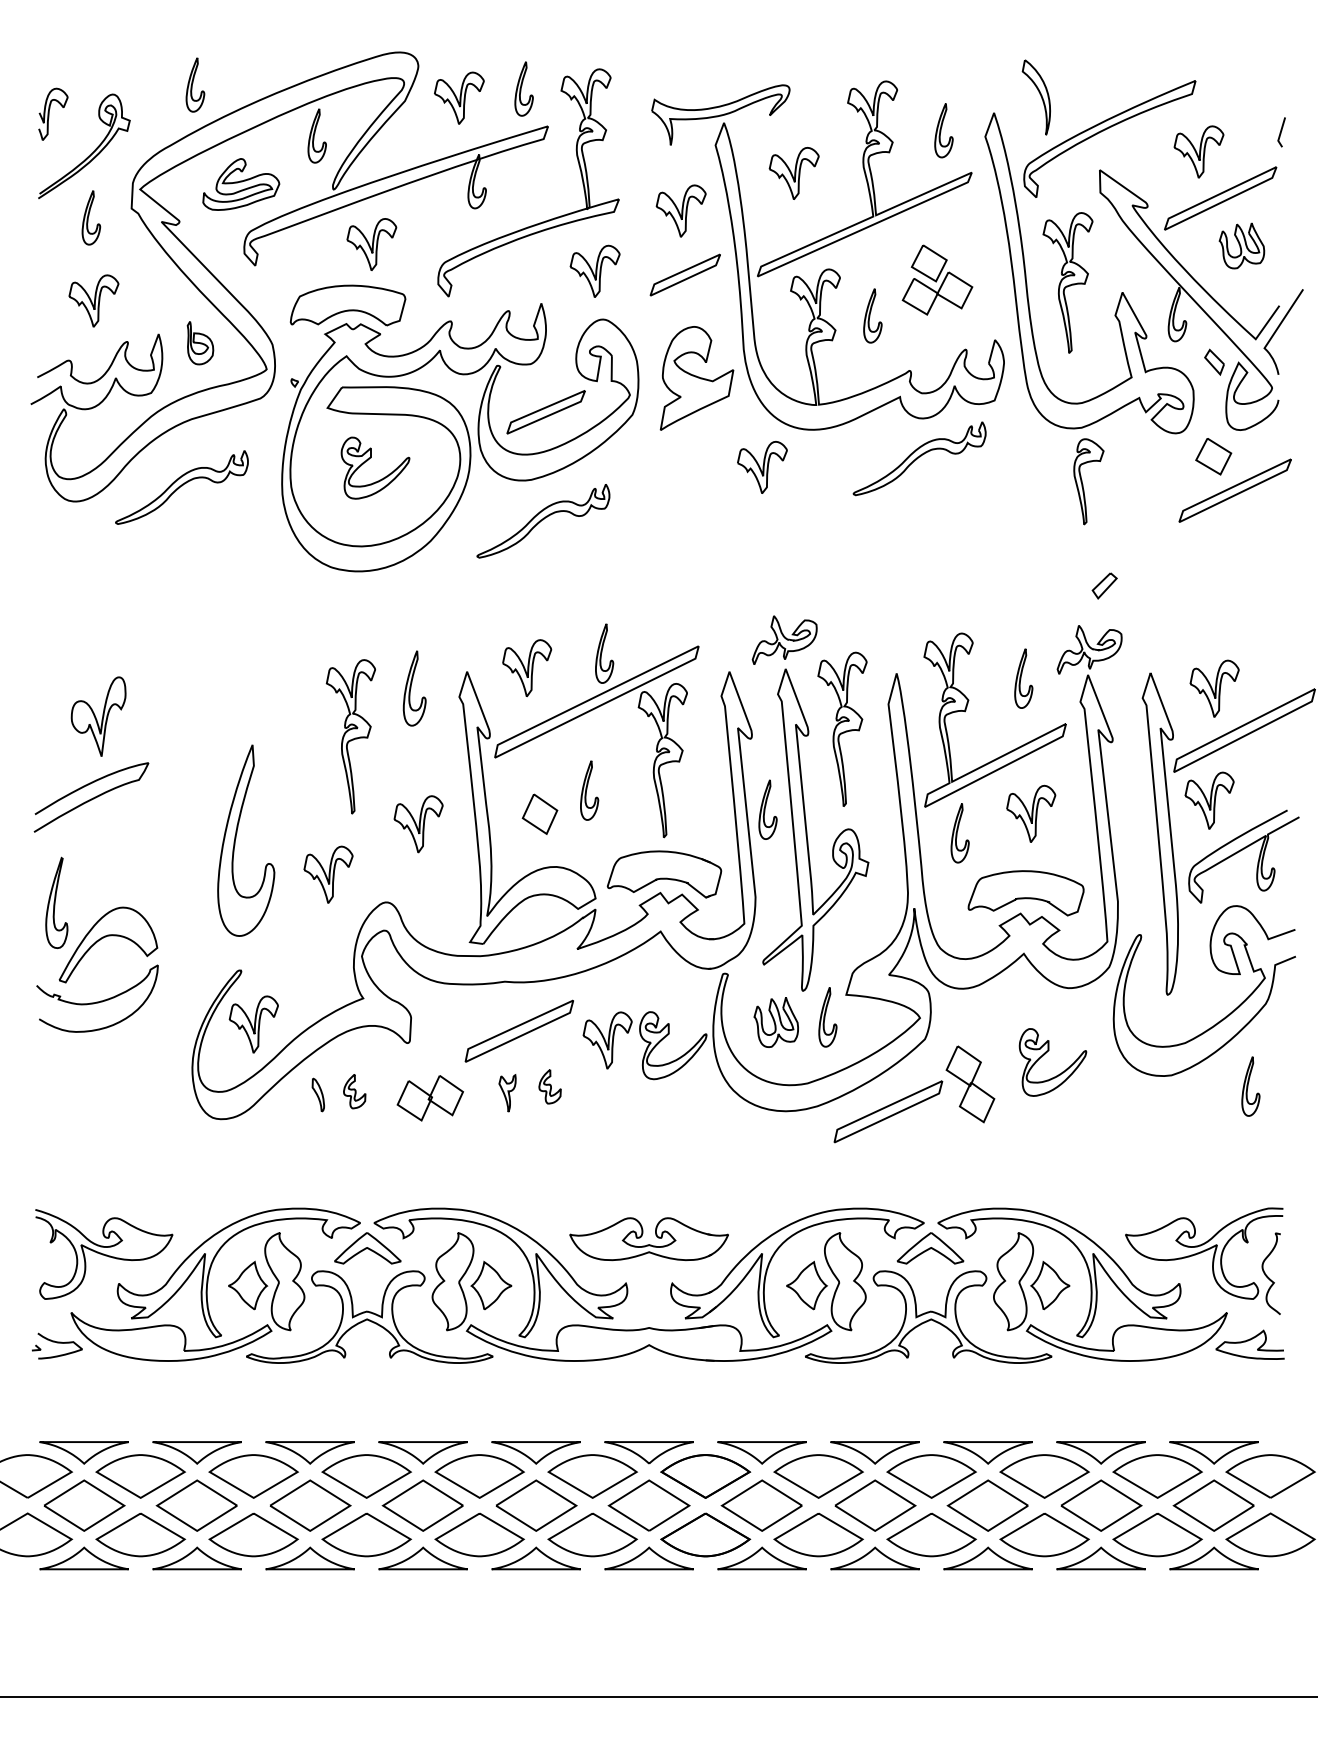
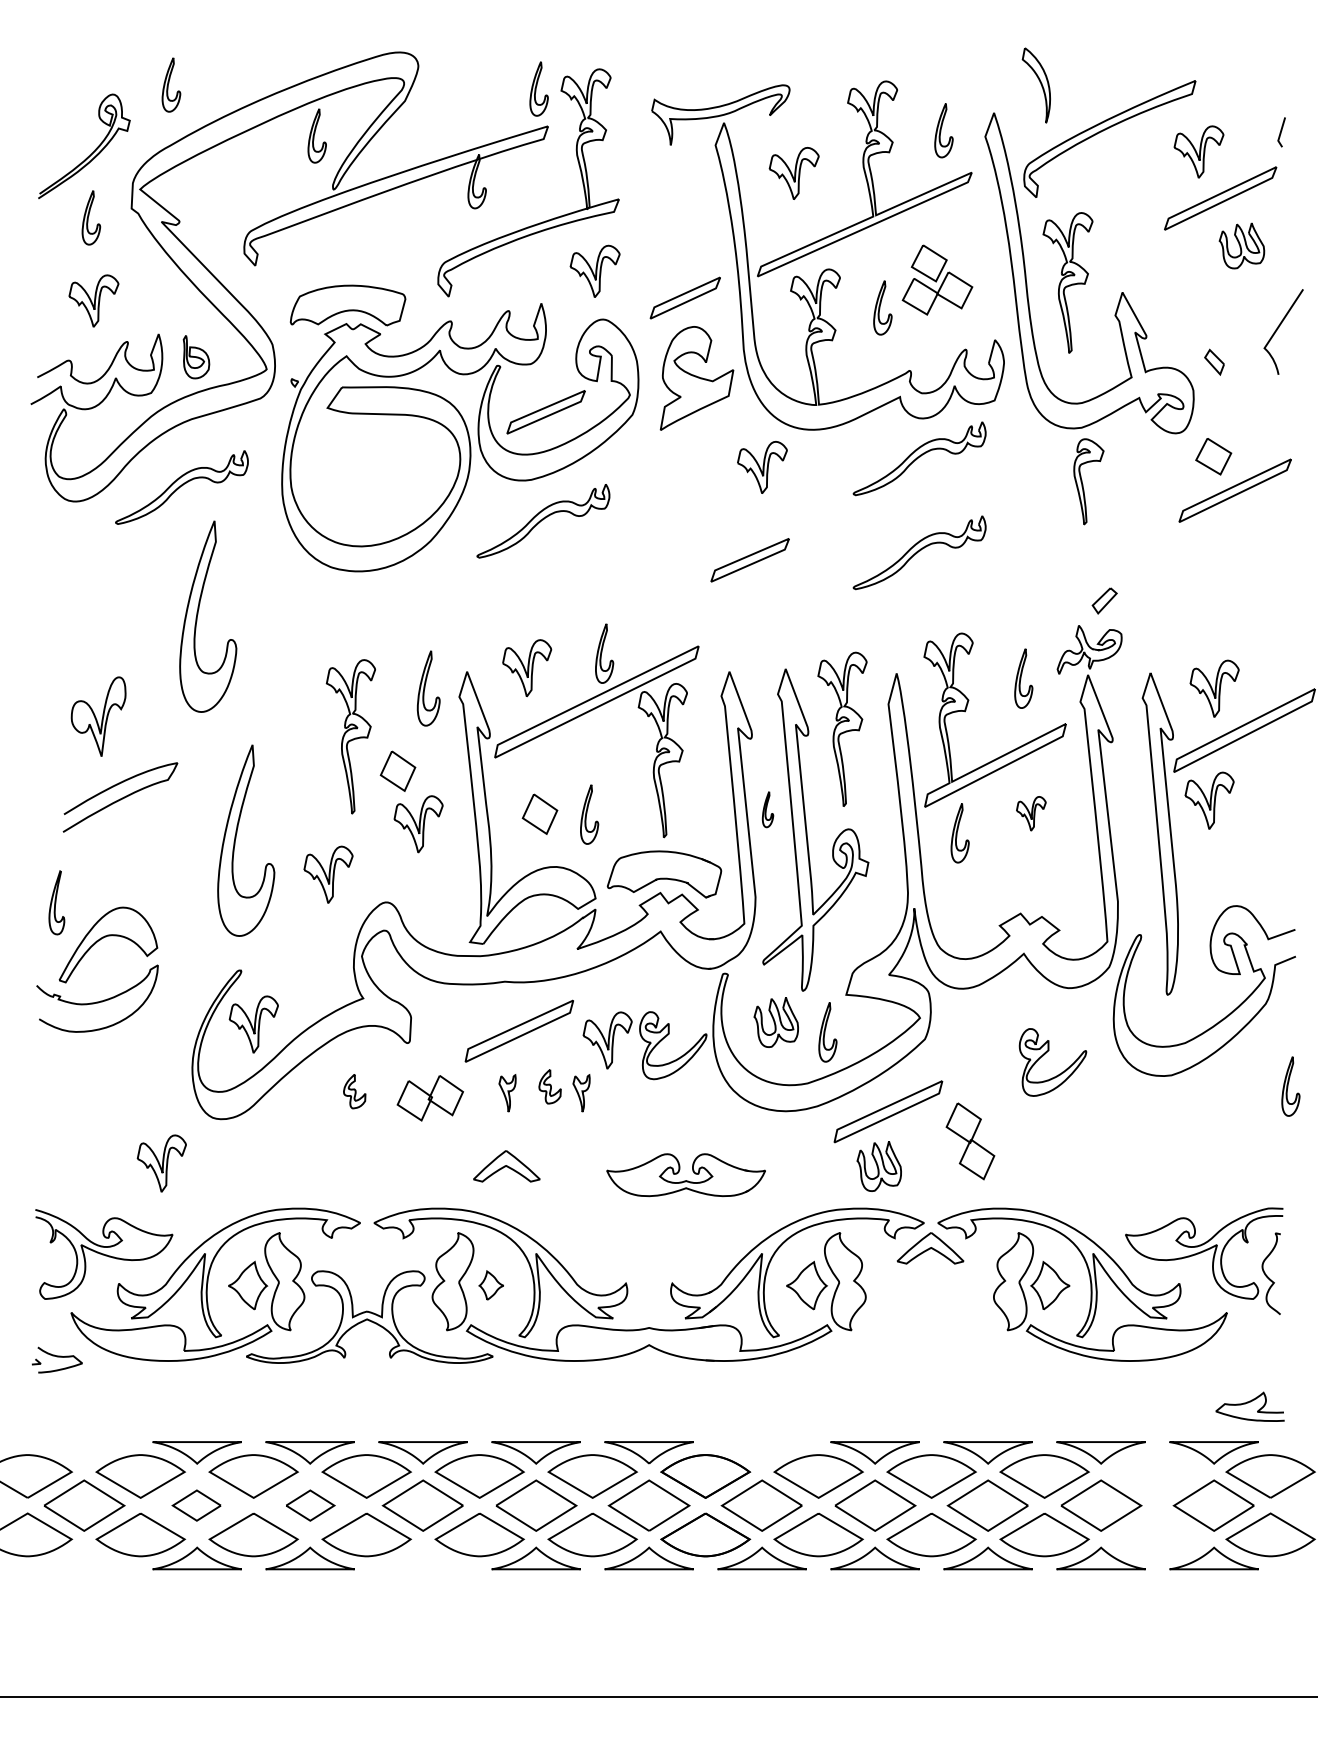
part position: (195, 84) -> (171, 84) (171, 84)
part position: (523, 88) -> (538, 88) (538, 88)
part: present -> none (459, 97)
part position: (1035, 97) -> (1035, 85) (1035, 85)
curve: present -> none (49, 113)
part: present -> none (241, 184)
part: present -> none (680, 210)
part: present -> none (371, 244)
part position: (684, 274) -> (684, 297) (684, 297)
part: present -> none (1189, 299)
part position: (872, 315) -> (882, 307) (882, 307)
part position: (200, 343) -> (196, 357) (196, 357)
part: present -> none (371, 458)
part: none -> present (919, 552)
part: none -> present (749, 560)
part position: (1104, 585) -> (1104, 600) (1104, 600)
part: none -> present (198, 614)
part: present -> none (784, 639)
part position: (414, 688) -> (428, 688) (428, 688)
part: none -> present (397, 770)
part position: (589, 790) -> (589, 814) (589, 814)
curve position: (91, 798) -> (120, 798) (120, 798)
part size: 20x61 px -> 14x38 px (767, 809)
part size: 51x59 px -> 31x36 px (1031, 813)
curve: present -> none (1239, 852)
part: present -> none (1025, 893)
part size: 24x93 px -> 18x66 px (56, 902)
part position: (827, 1017) -> (827, 1032) (827, 1032)
part position: (970, 1084) -> (970, 1141) (970, 1141)
part position: (1250, 1086) -> (1290, 1086) (1290, 1086)
part: none -> present (581, 1093)
part: present -> none (317, 1094)
part: none -> present (161, 1163)
part: none -> present (878, 1166)
part position: (648, 1239) -> (685, 1175) (685, 1175)
part position: (367, 1248) -> (506, 1166) (506, 1166)
part size: 43x51 px -> 26x31 px (490, 1285)
part: present -> none (928, 1316)
curve position: (1248, 1341) -> (1248, 1403) (1248, 1403)
part position: (56, 1345) -> (56, 1359) (56, 1359)
part: present -> none (83, 1452)
part: present -> none (761, 1452)
part: present -> none (1157, 1476)
part size: 83x53 px -> 51x33 px (196, 1505)
part size: 83x53 px -> 50x33 px (310, 1505)
part: present -> none (1157, 1534)
part: present -> none (83, 1558)
part: present -> none (422, 1558)
